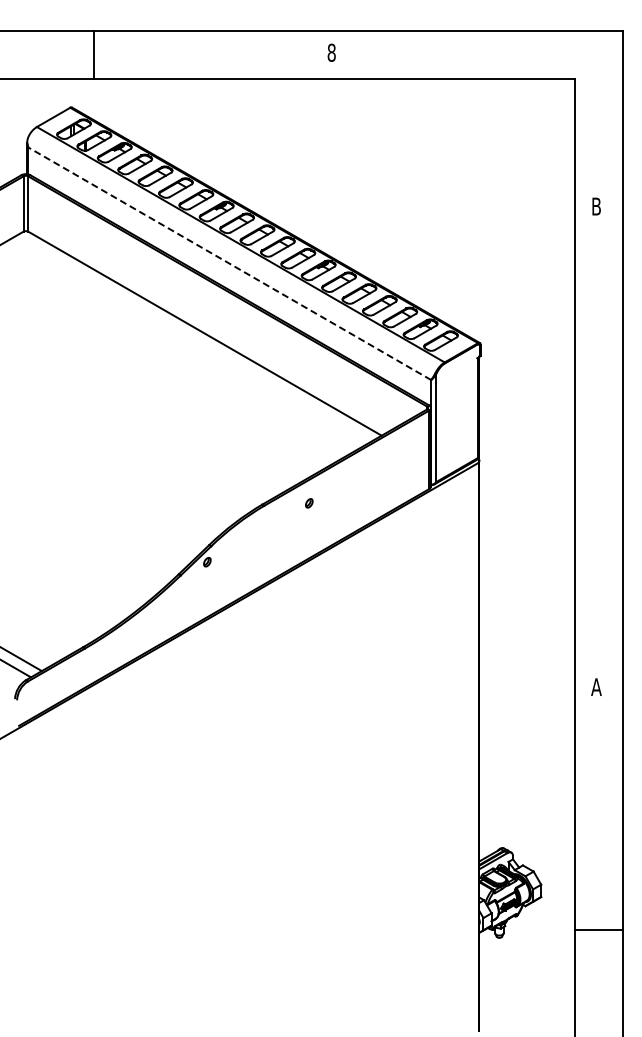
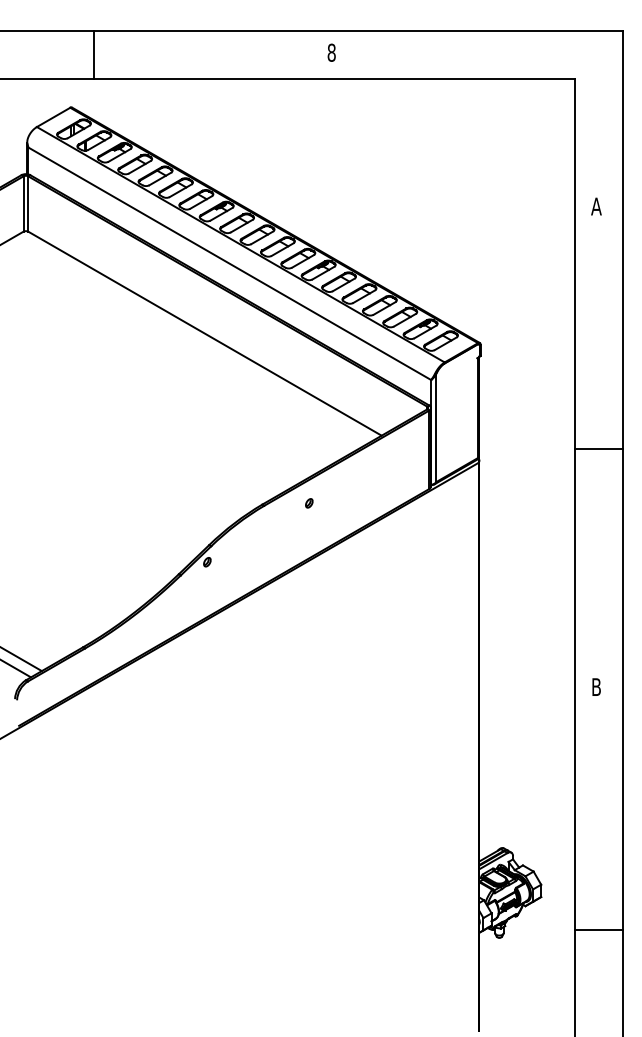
text: B -> A (596, 206)
line: dashed -> solid (229, 263)
line: none -> present (598, 449)
text: A -> B (596, 686)
